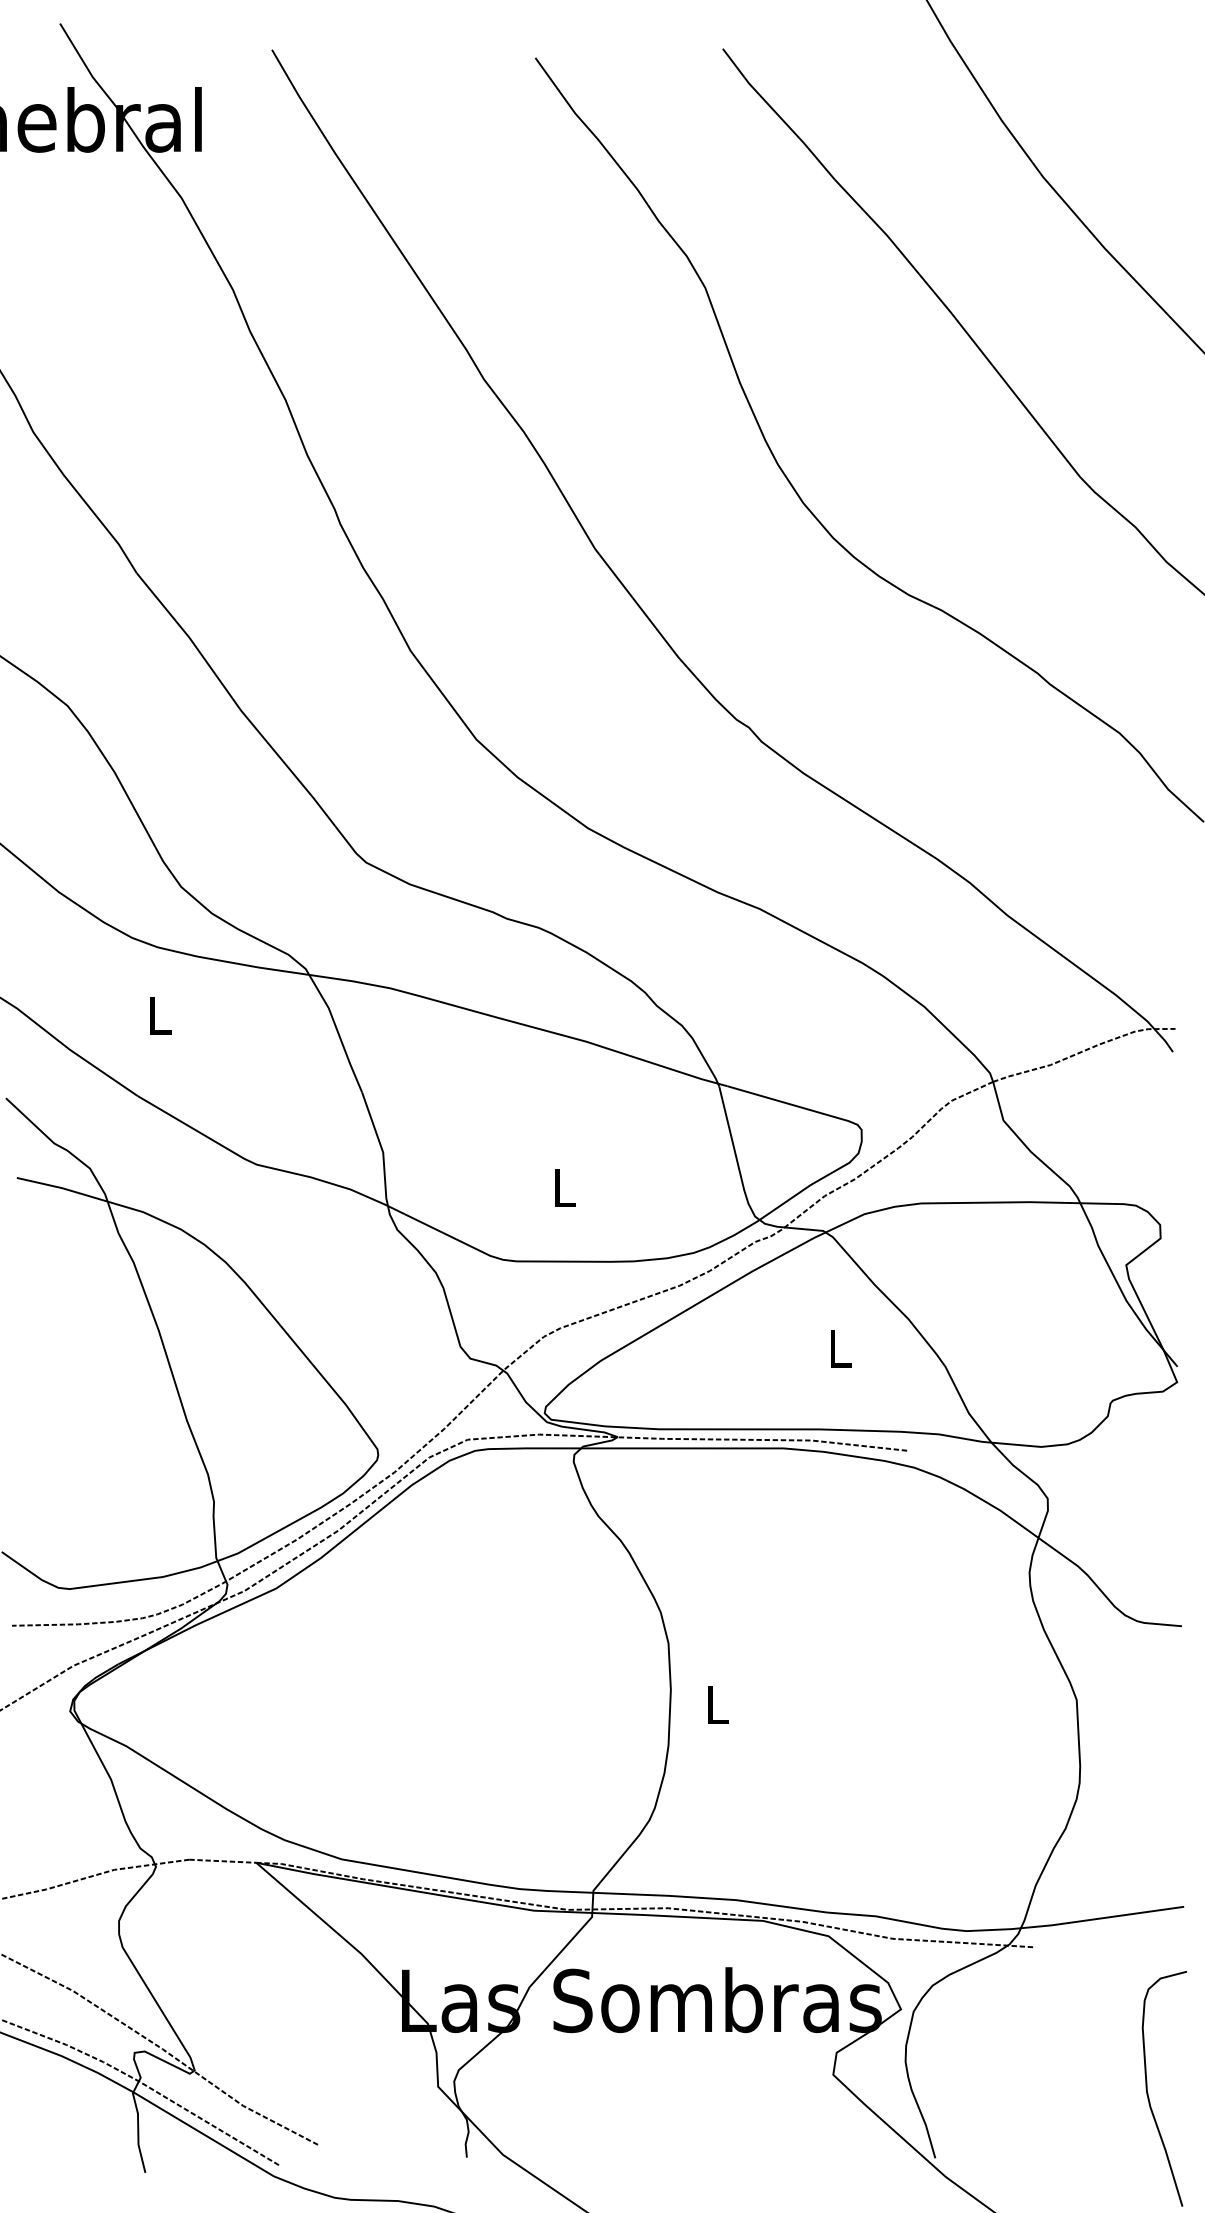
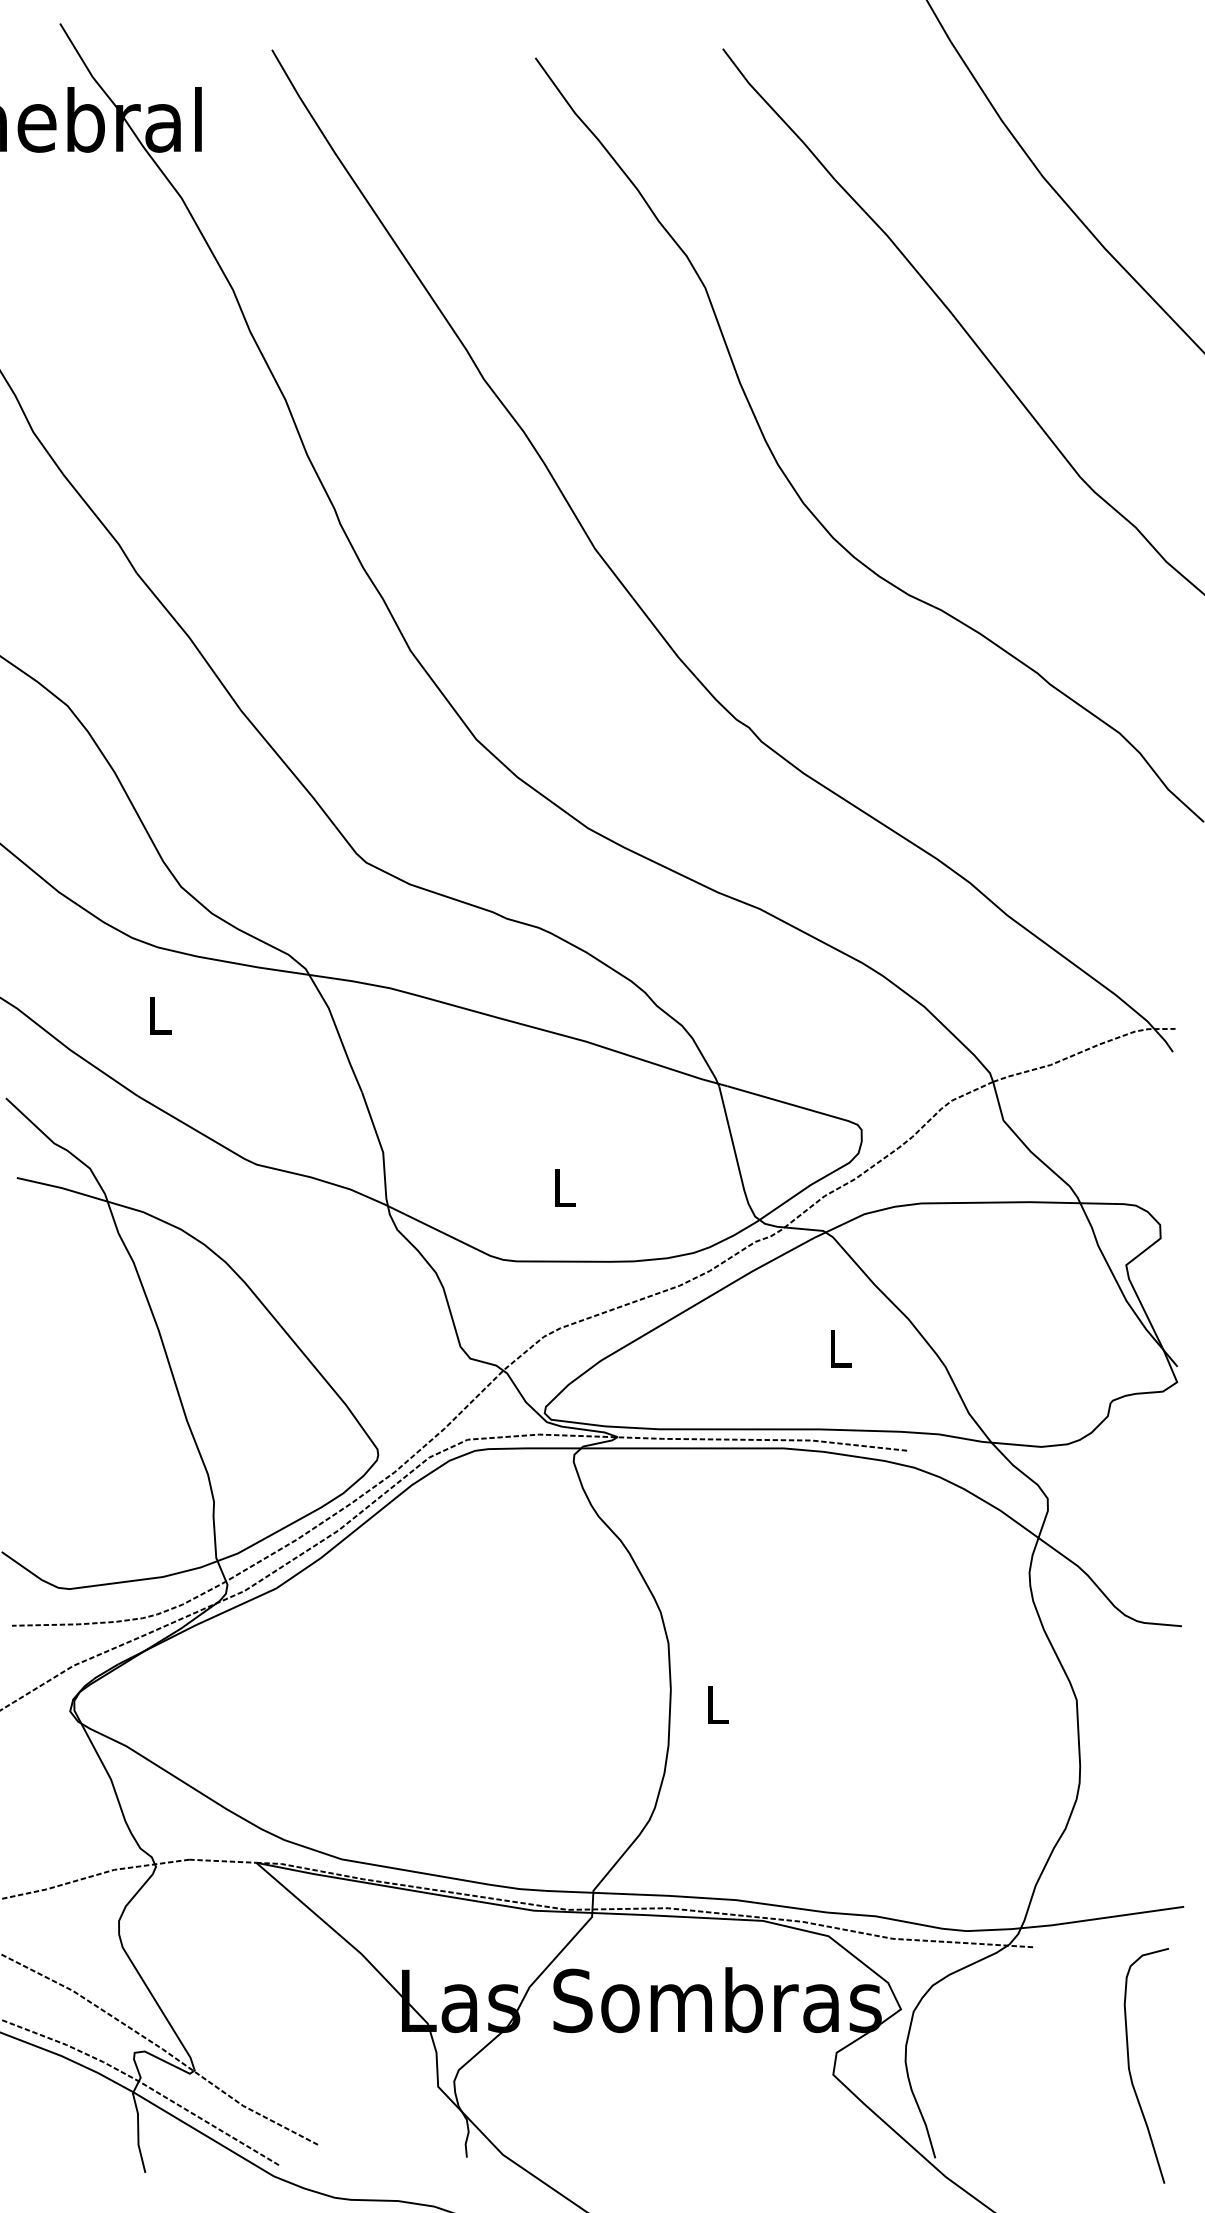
curve position: (1148, 2093) -> (1130, 2070) (1130, 2070)
